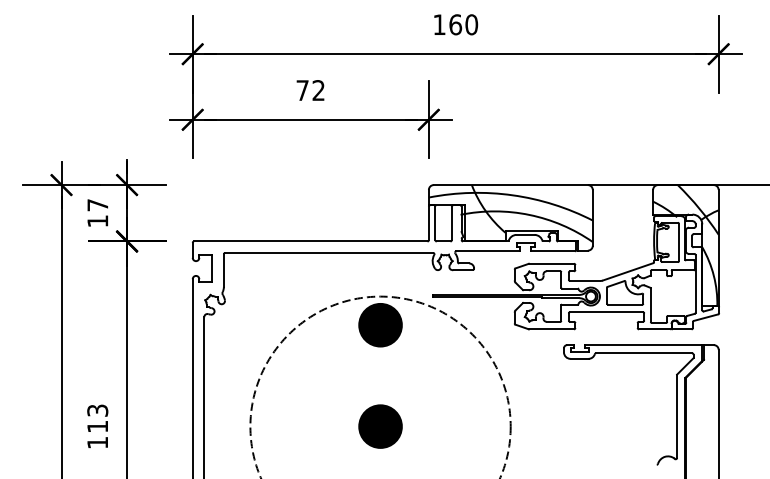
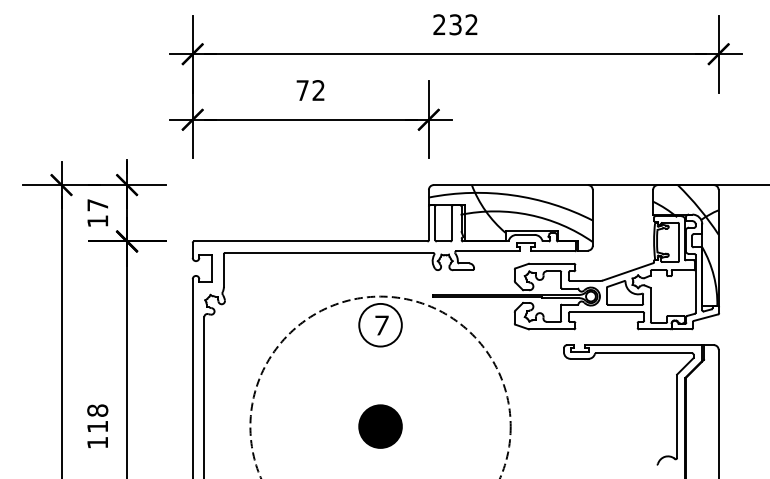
text: 160 -> 232 (455, 24)
fill: present -> none (380, 324)
text: 113 -> 118 (97, 410)
